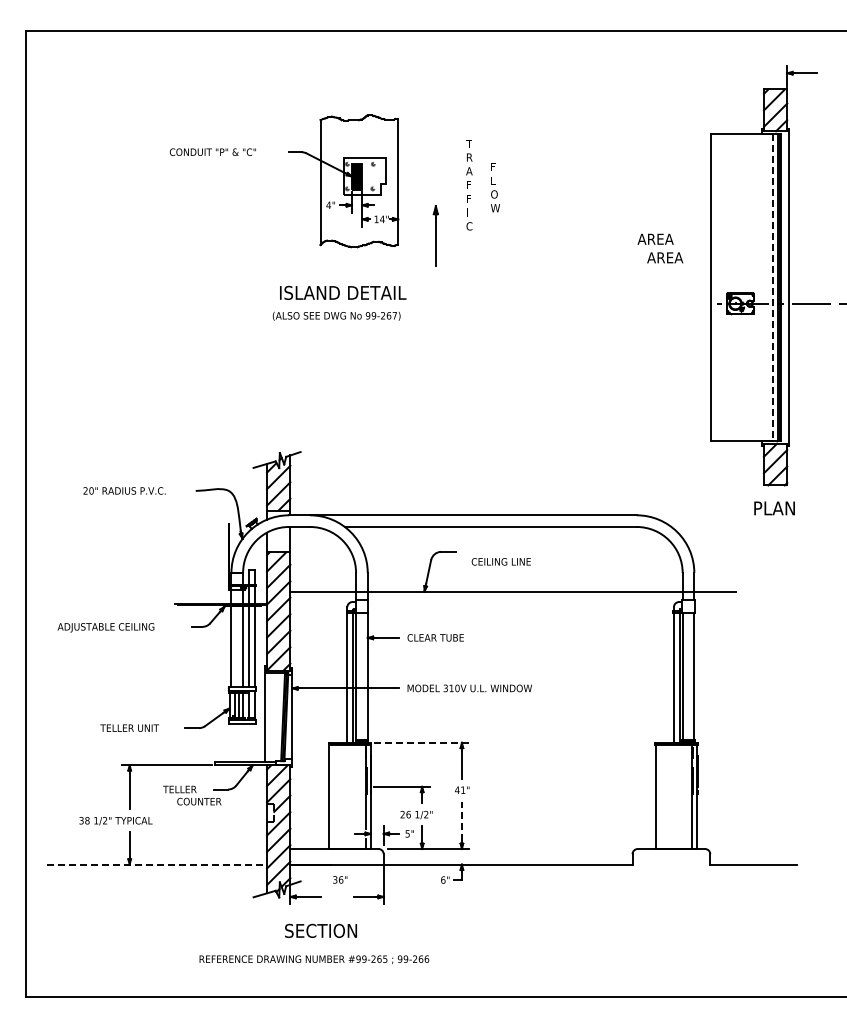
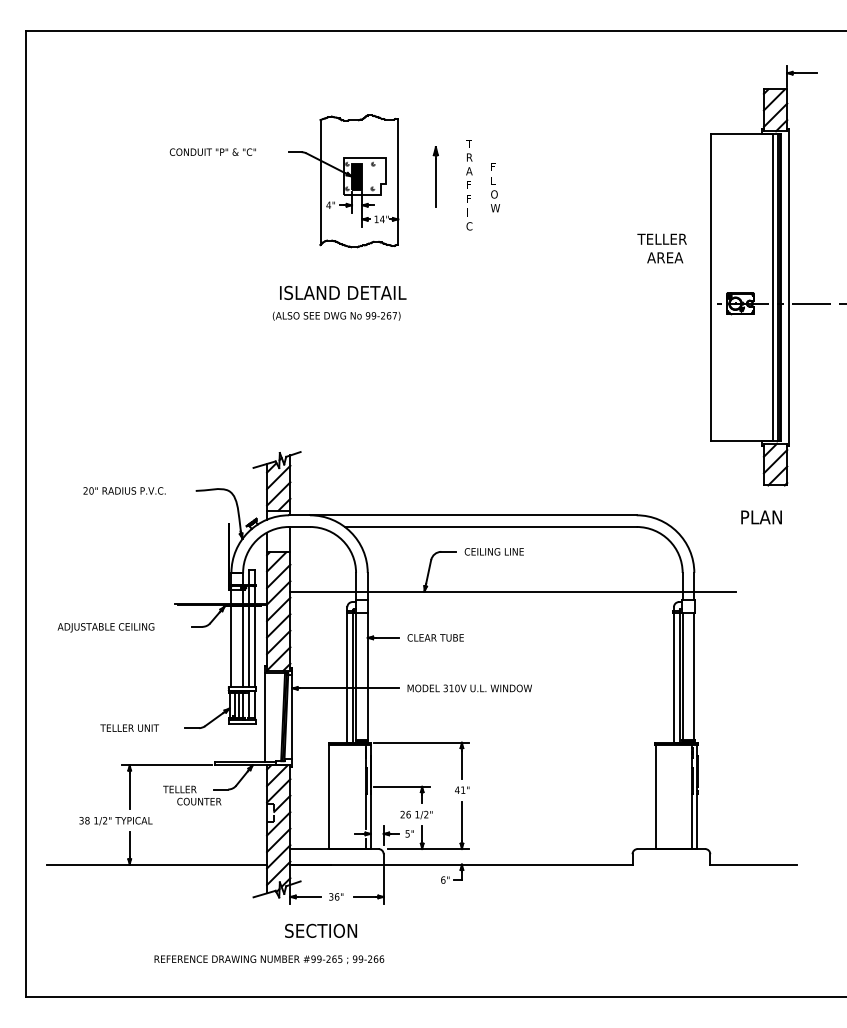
part position: (435, 235) -> (435, 176) (435, 176)
text: AREA -> TELLER (661, 238)
line: dashed -> solid (772, 287)
text position: (774, 508) -> (761, 517) (761, 517)
text position: (500, 561) -> (493, 551) (493, 551)
line: dashed -> solid (421, 742)
line: dashed -> solid (461, 821)
line: dashed -> solid (157, 864)
text position: (340, 879) -> (336, 896) (336, 896)
text position: (314, 959) -> (269, 959) (269, 959)
